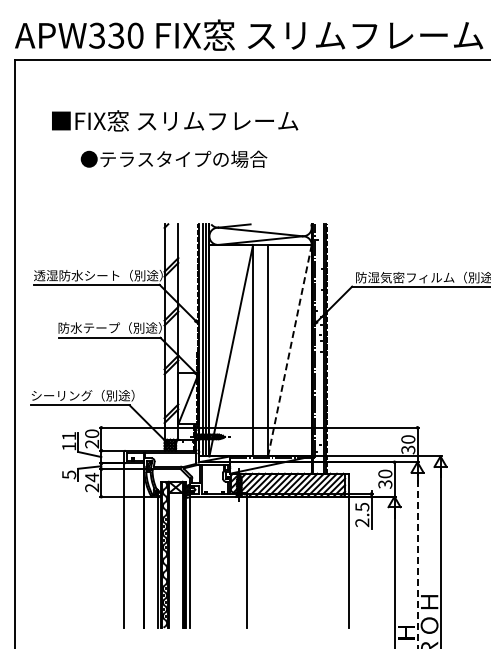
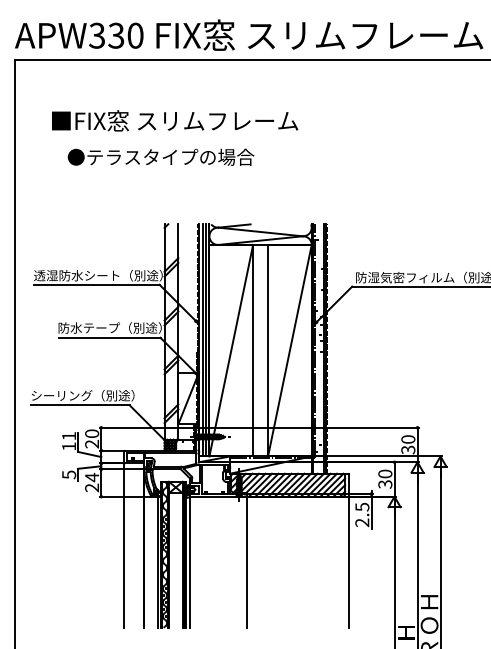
text position: (173, 158) -> (160, 156) (160, 156)
line: dashed -> solid (289, 351)
line: dashed -> solid (417, 561)
